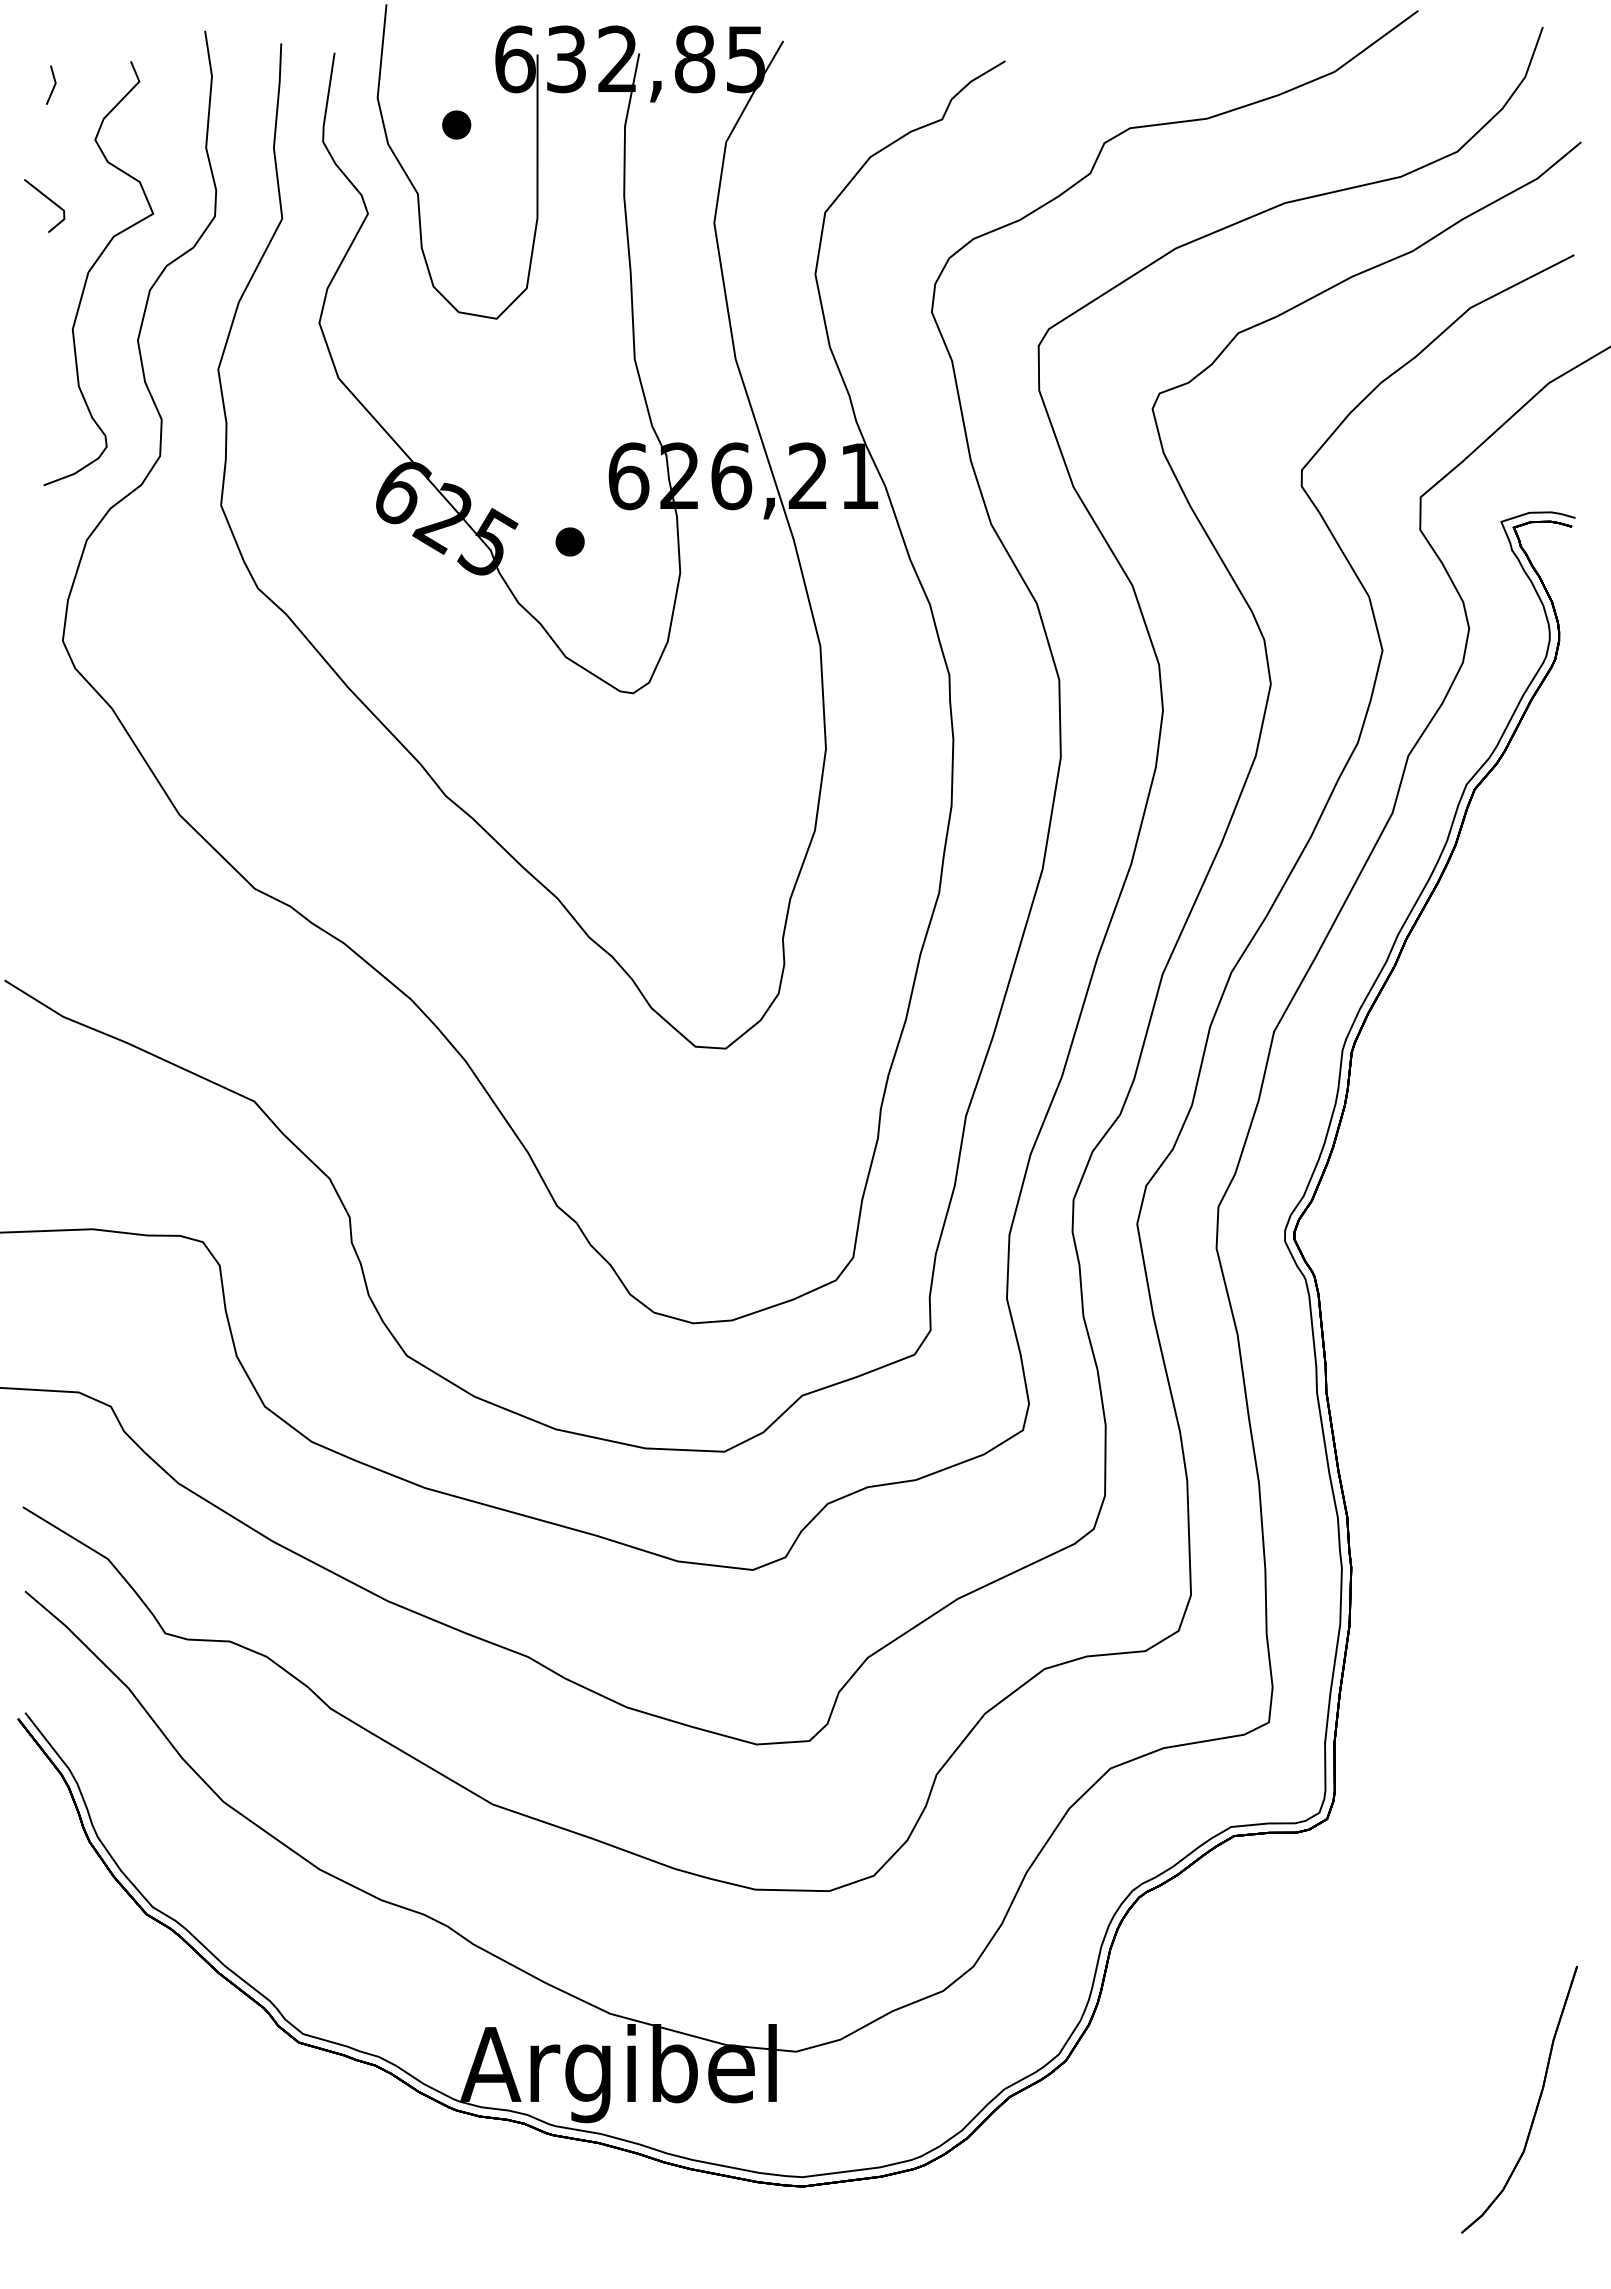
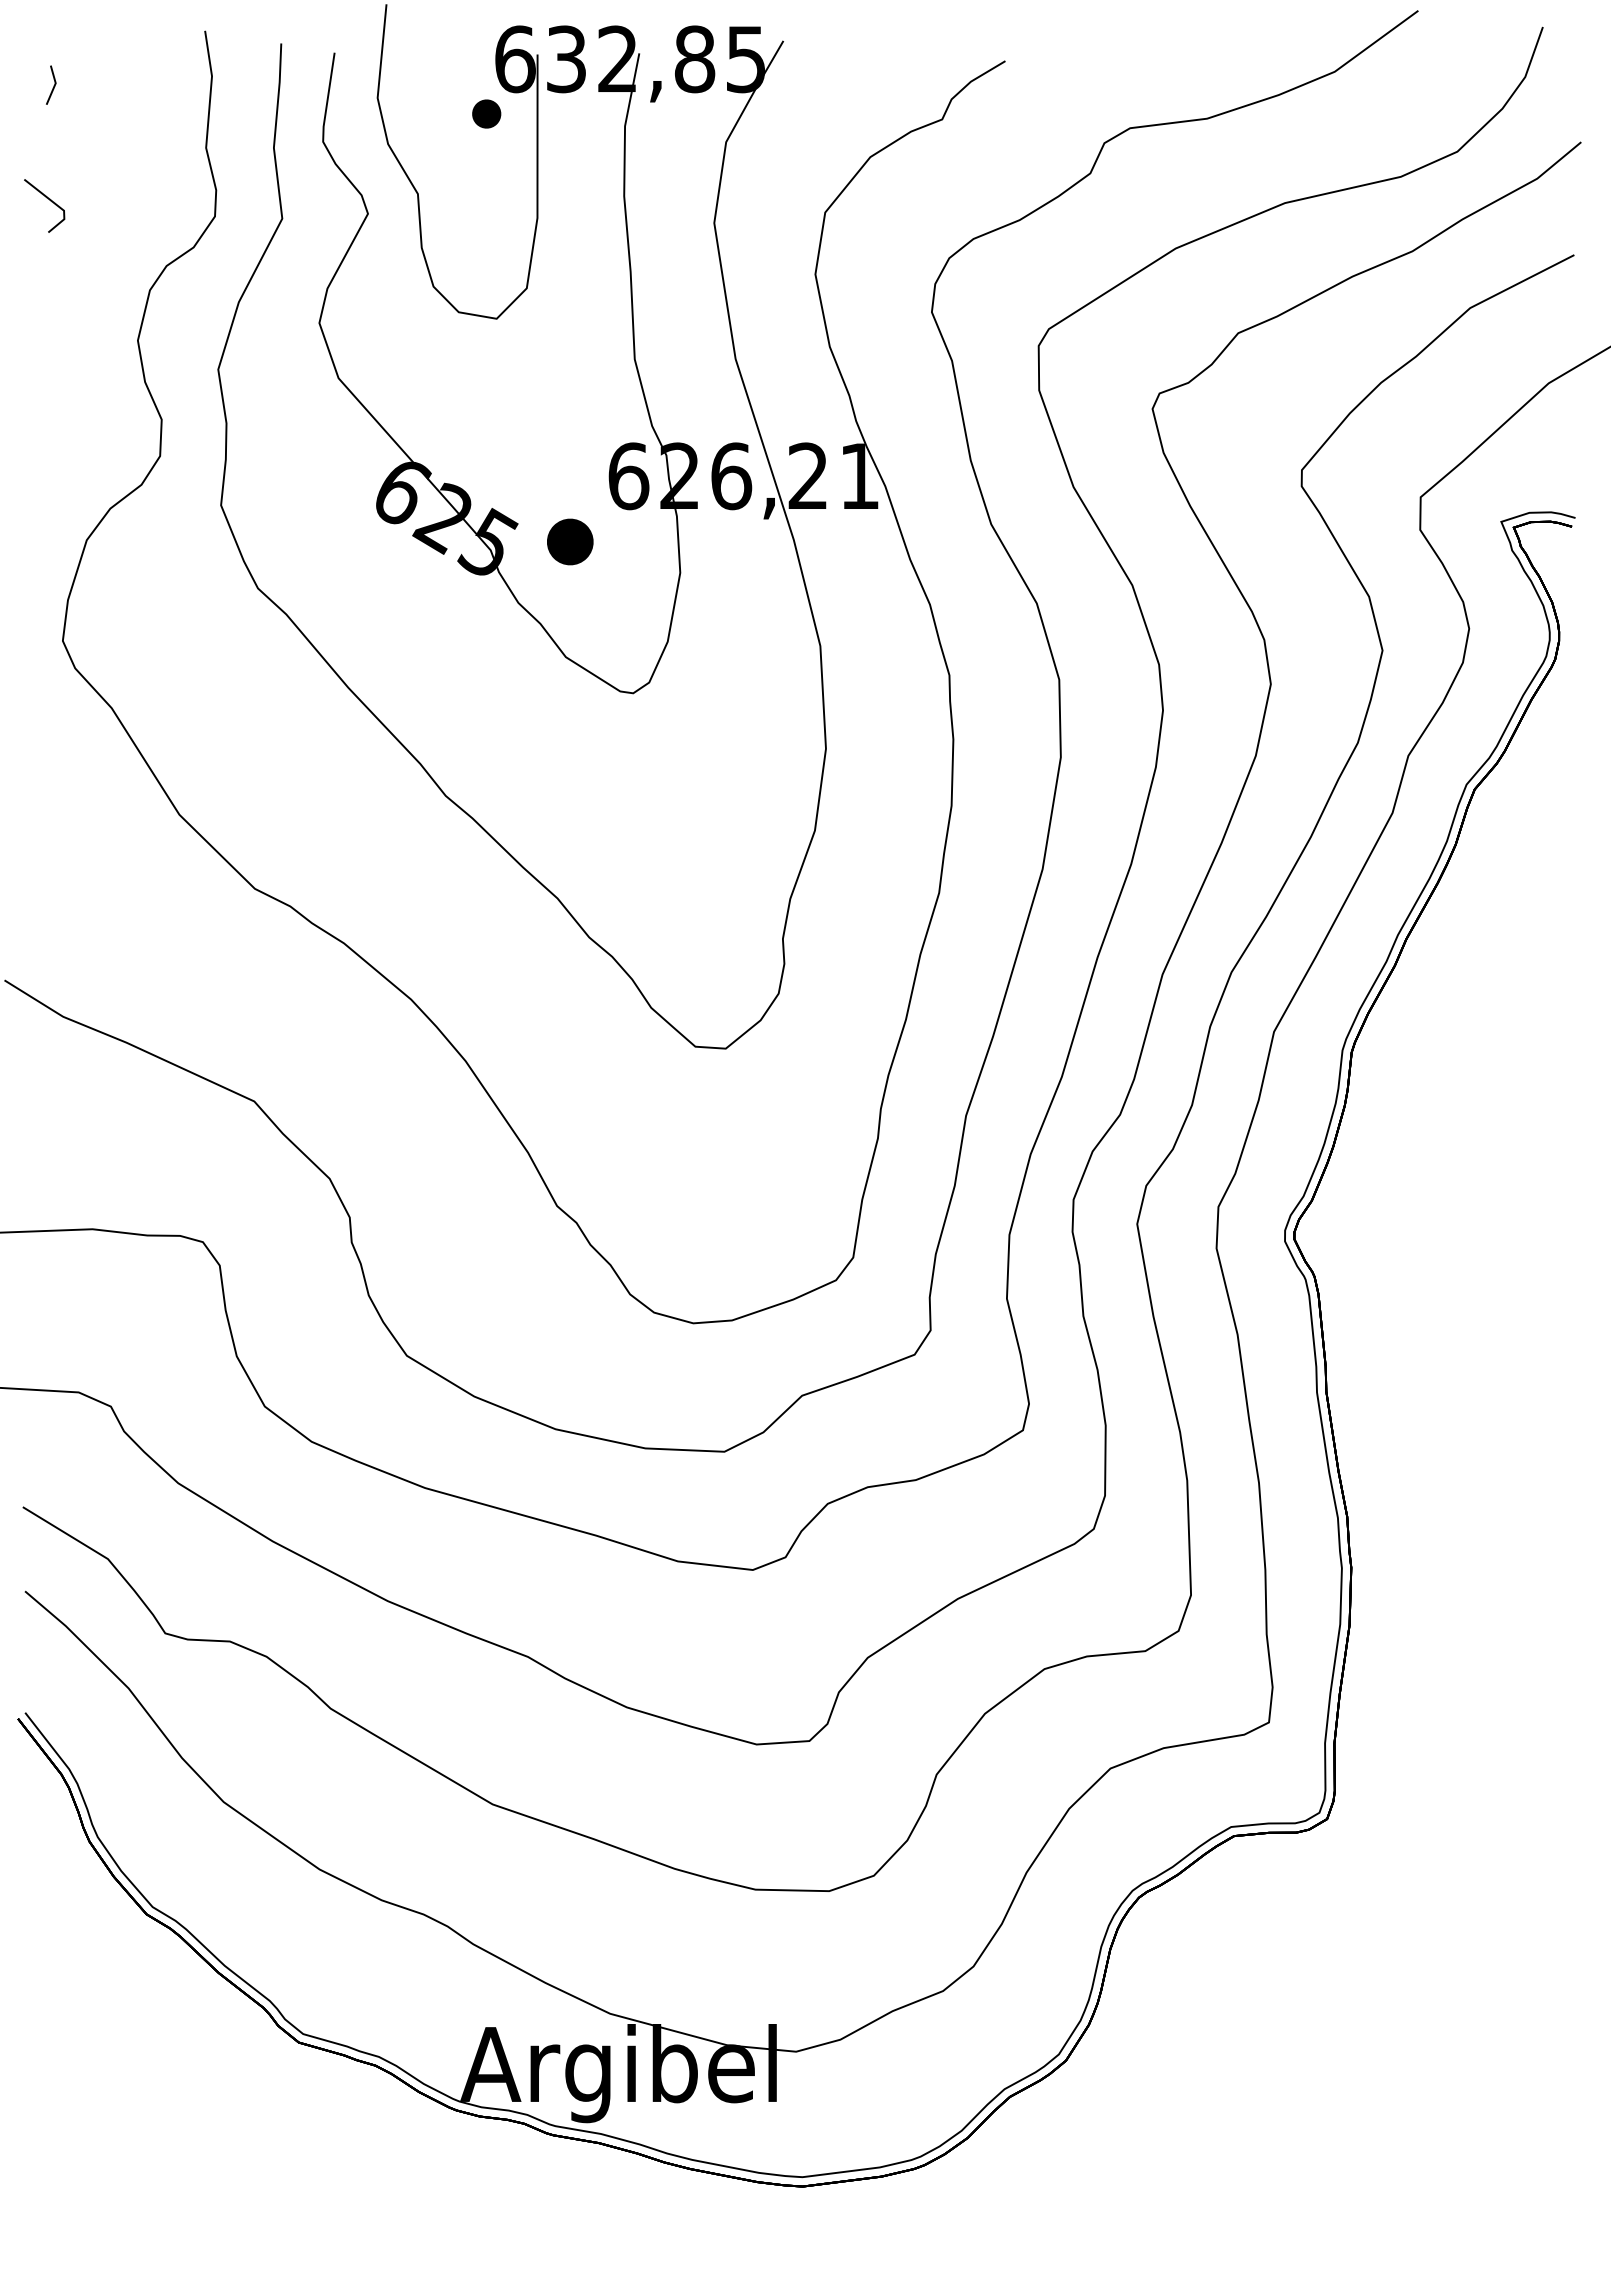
part position: (456, 124) -> (486, 113) (486, 113)
curve: present -> none (93, 267)
part size: 30x30 px -> 47x48 px (570, 541)
part: present -> none (1536, 2105)
